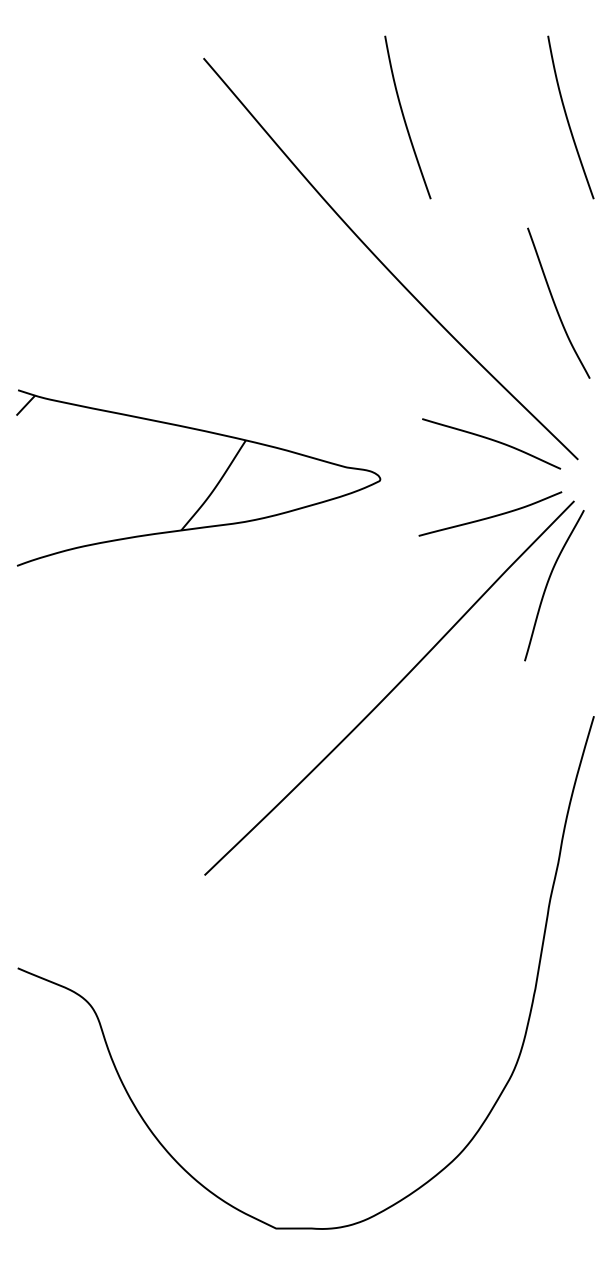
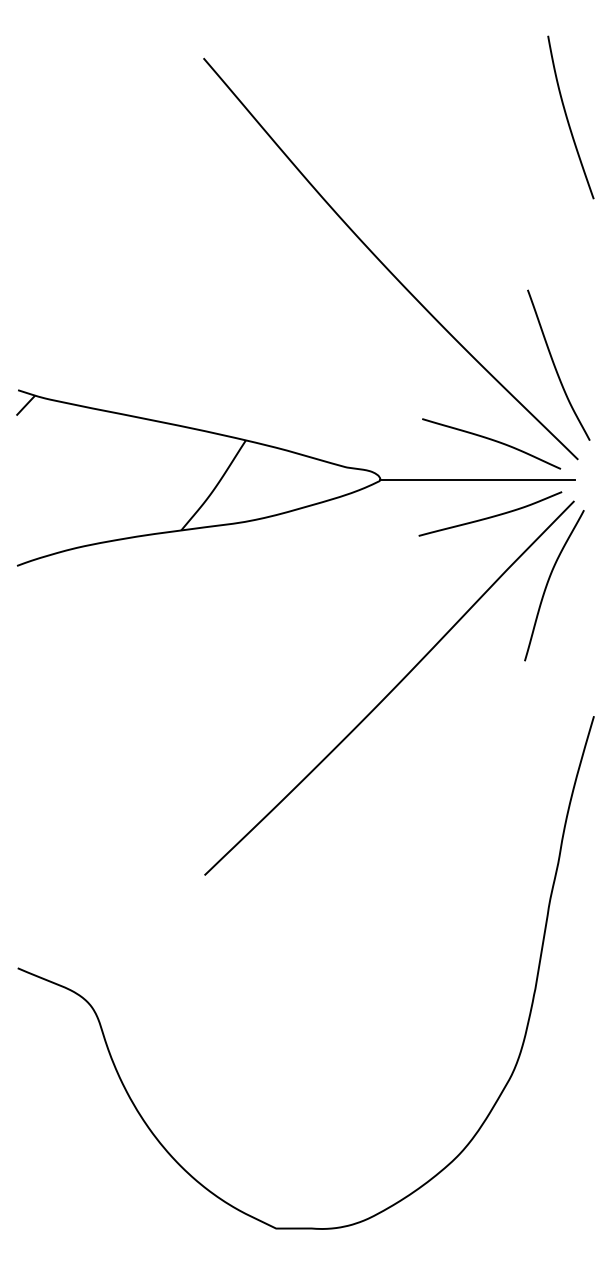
curve: present -> none (405, 119)
curve position: (555, 303) -> (555, 365) (555, 365)
line: none -> present (477, 480)
